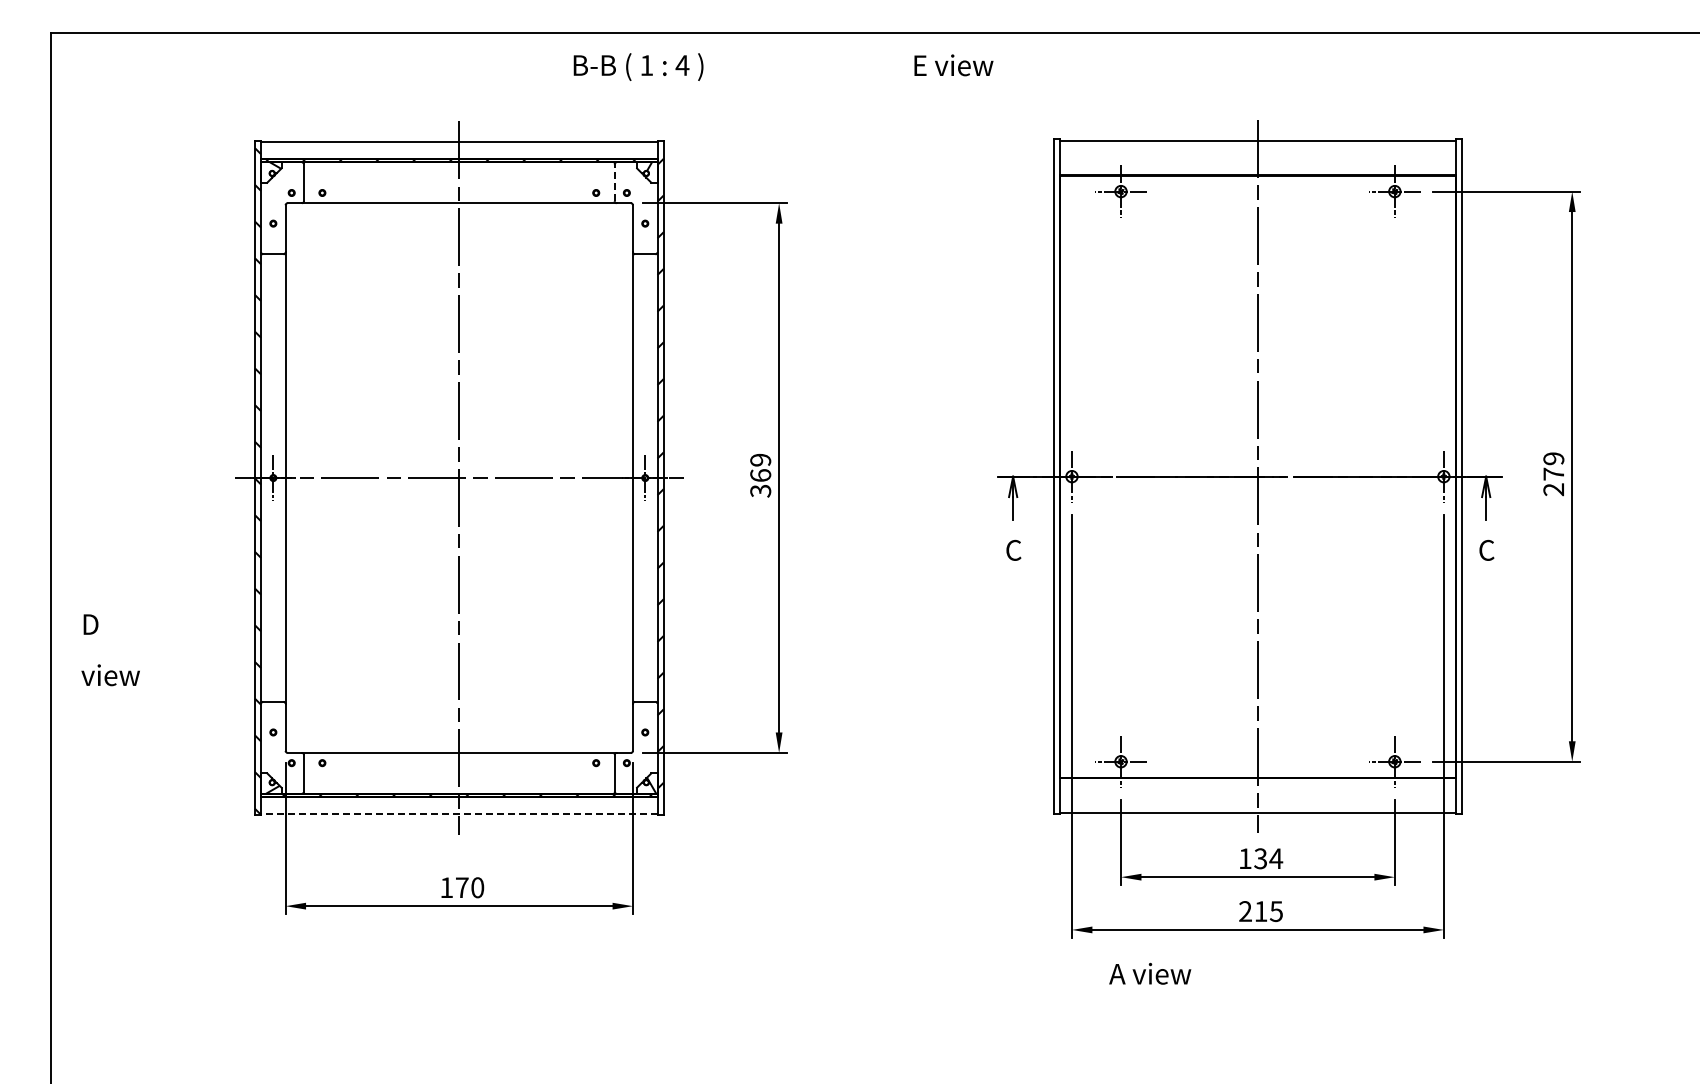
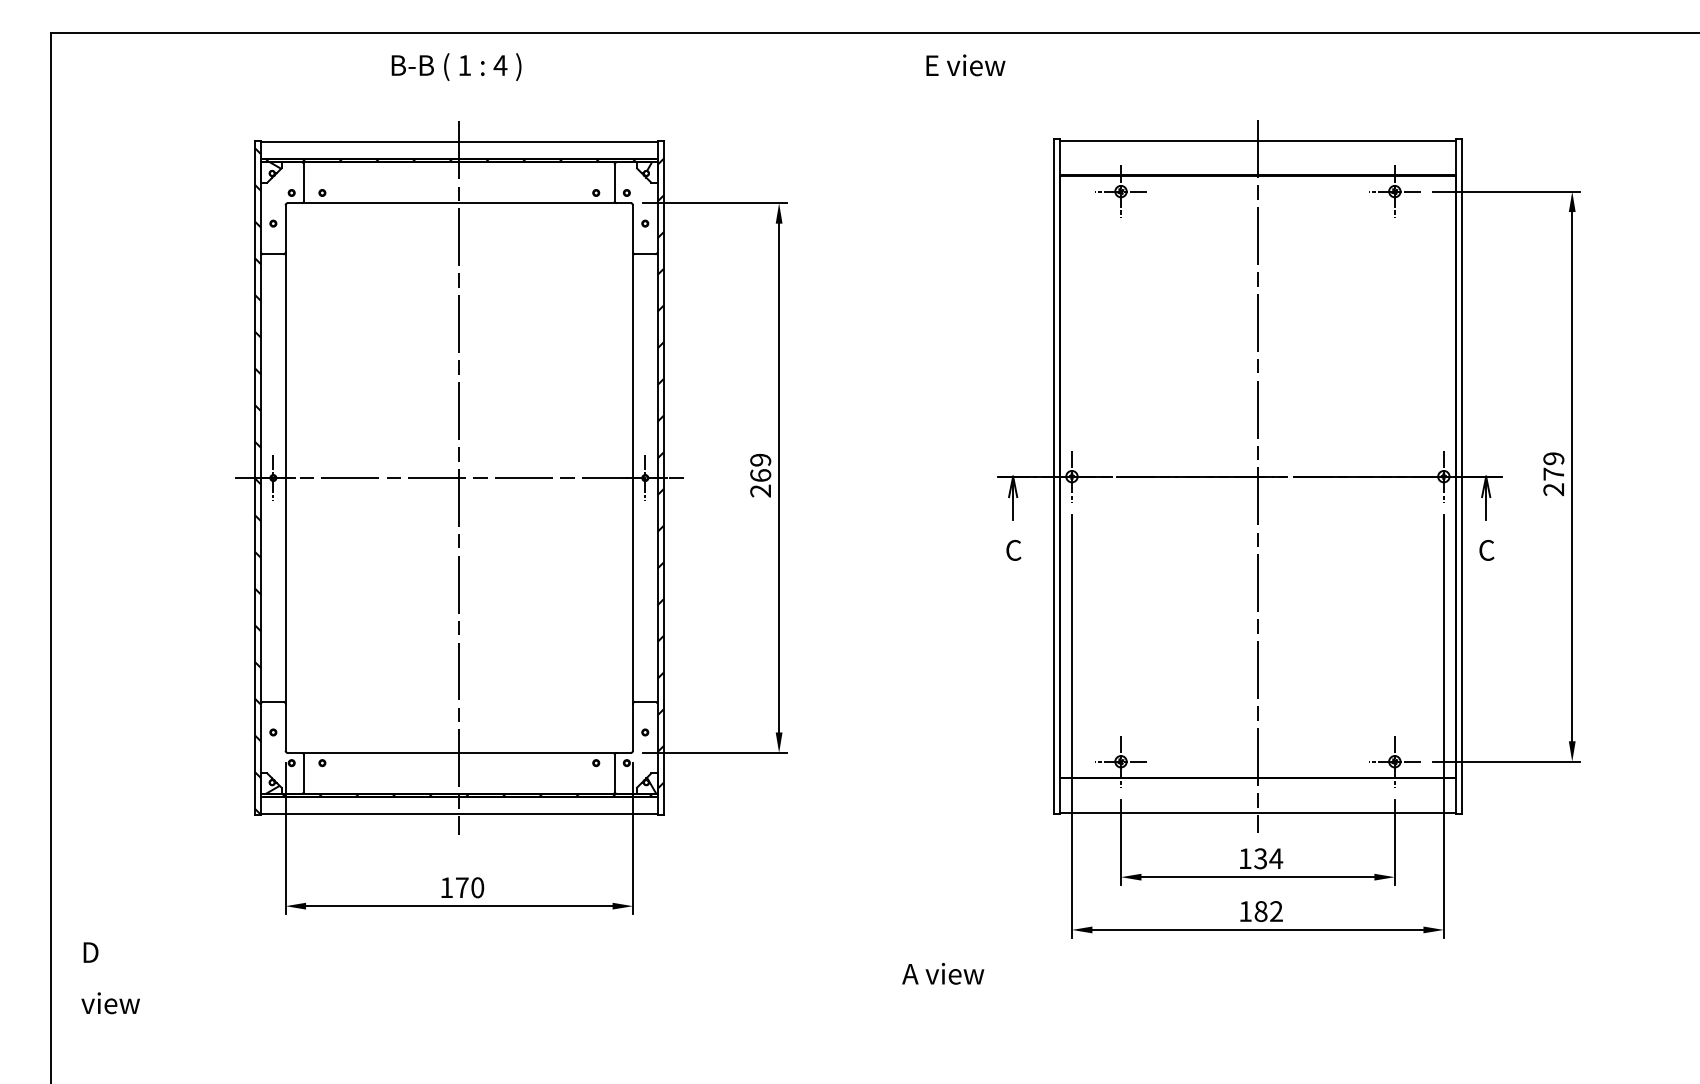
text position: (953, 65) -> (965, 65) (965, 65)
text position: (638, 66) -> (456, 66) (456, 66)
line: dashed -> solid (614, 182)
text: 369 -> 269 (760, 490)
text position: (110, 650) -> (110, 978) (110, 978)
line: dashed -> solid (458, 814)
text: 215 -> 182 (1260, 911)
text position: (1150, 973) -> (943, 973) (943, 973)
